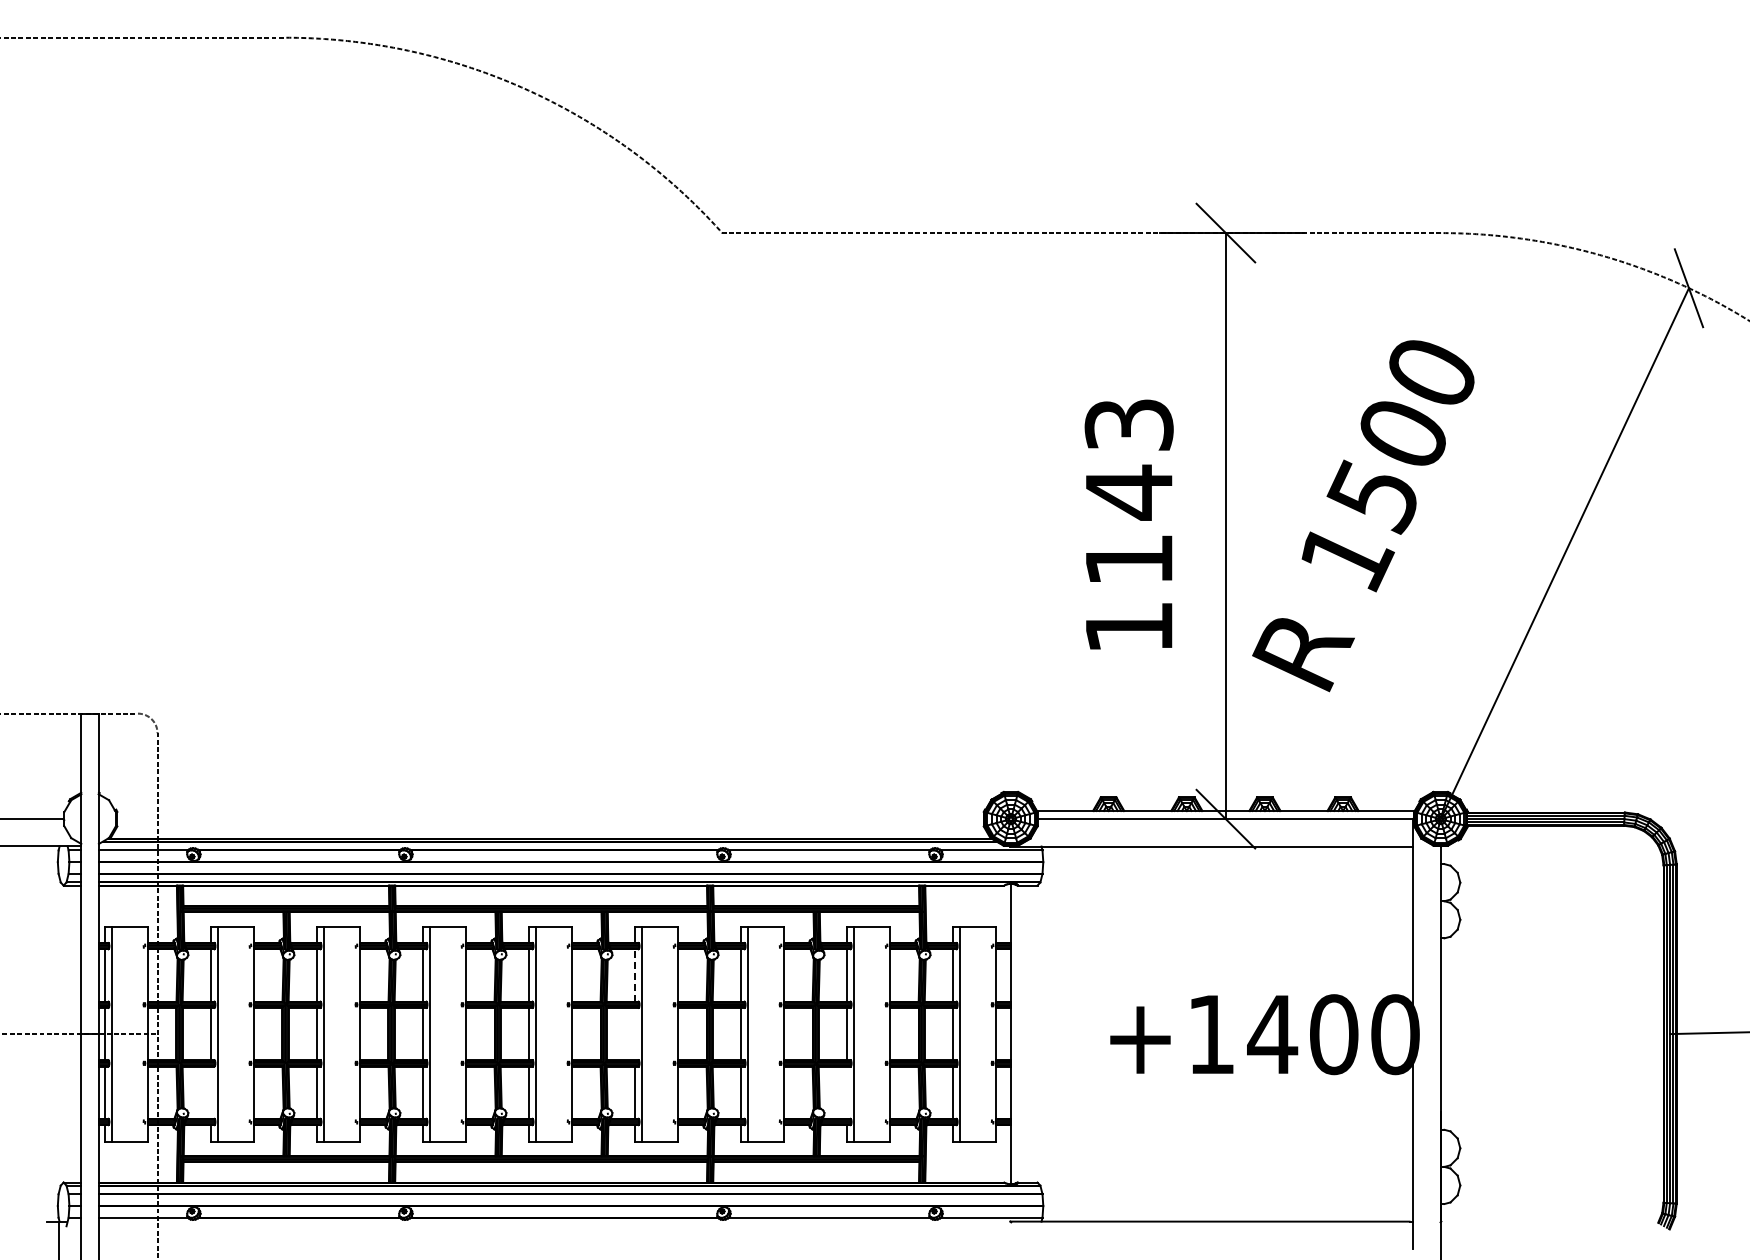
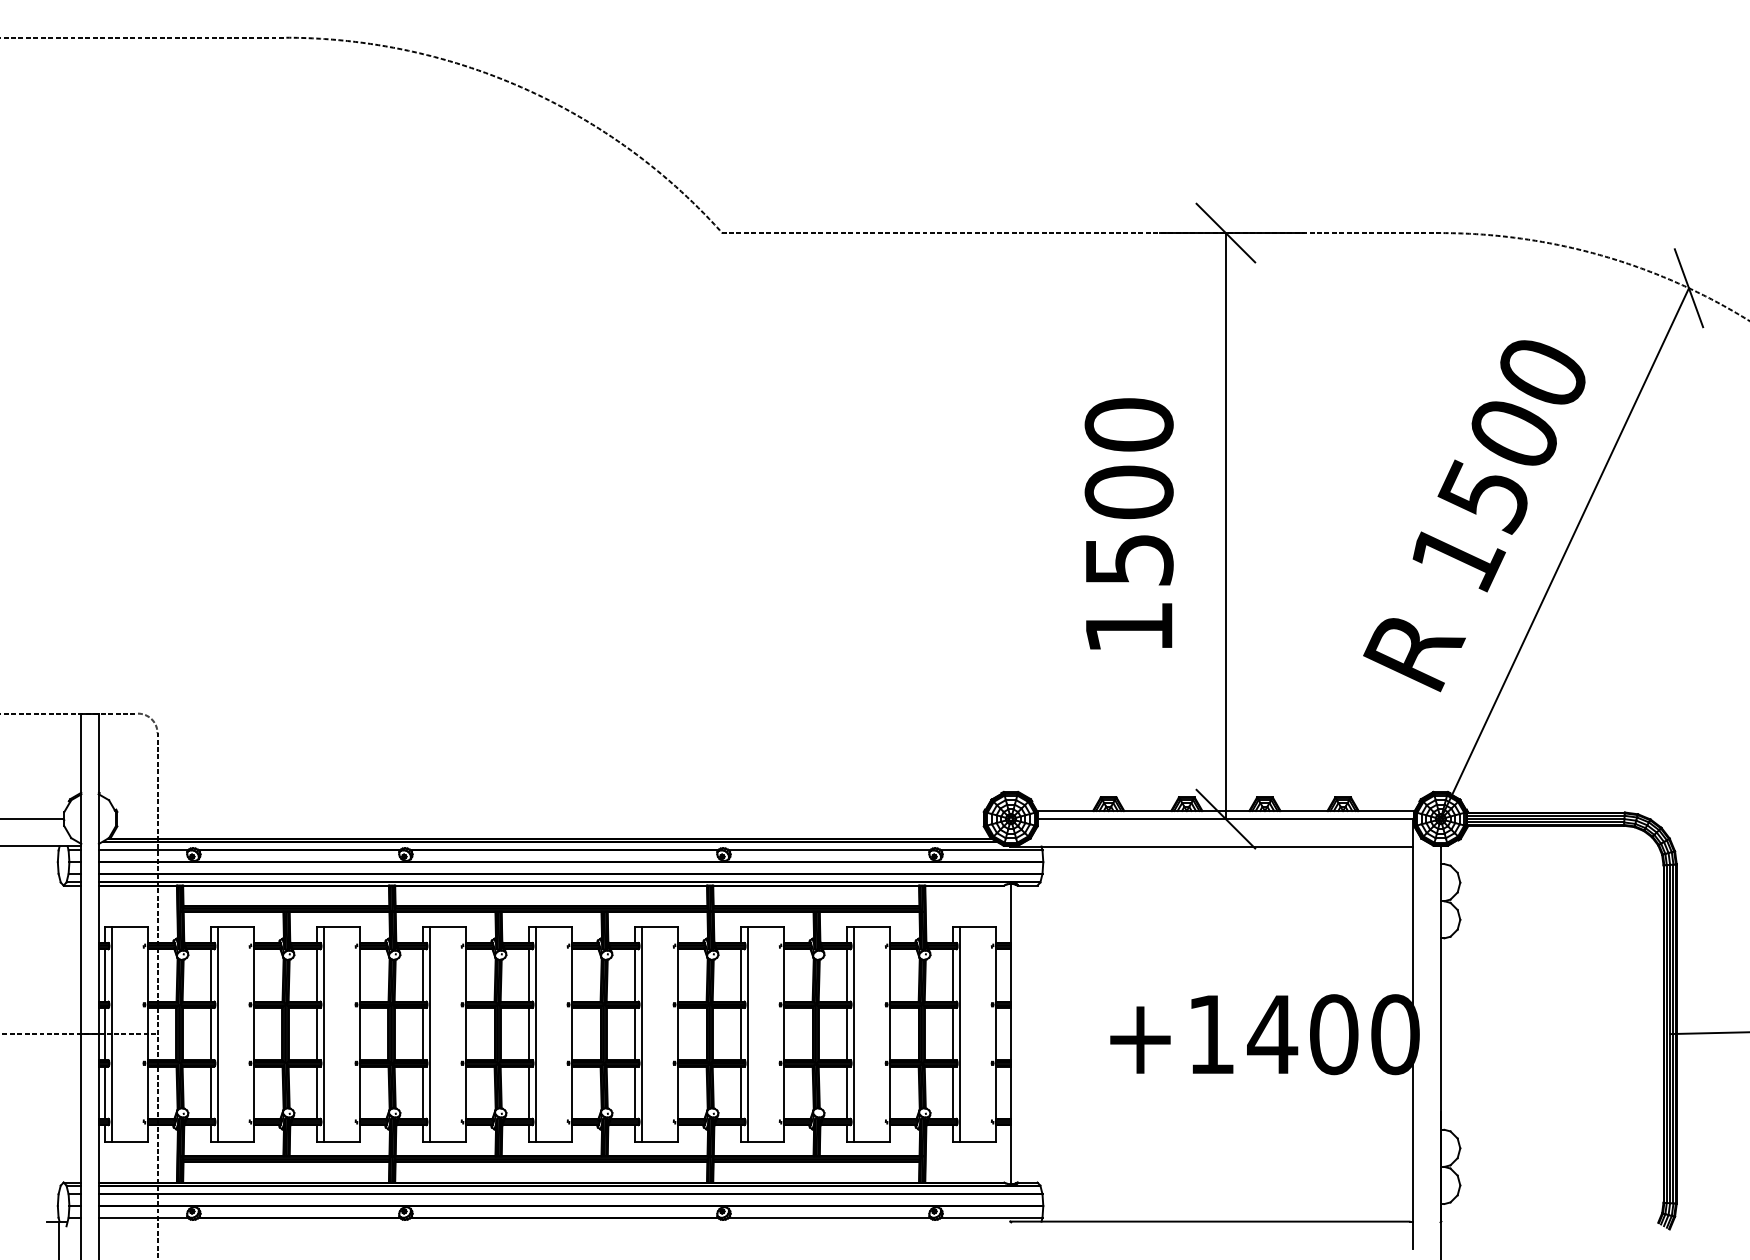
text: 1143 -> 1500 (1128, 491)
text position: (1363, 516) -> (1474, 516) (1474, 516)
line: dashed -> solid (635, 974)
line: none -> present (635, 1033)
line: none -> present (211, 1092)
line: none -> present (847, 1092)
